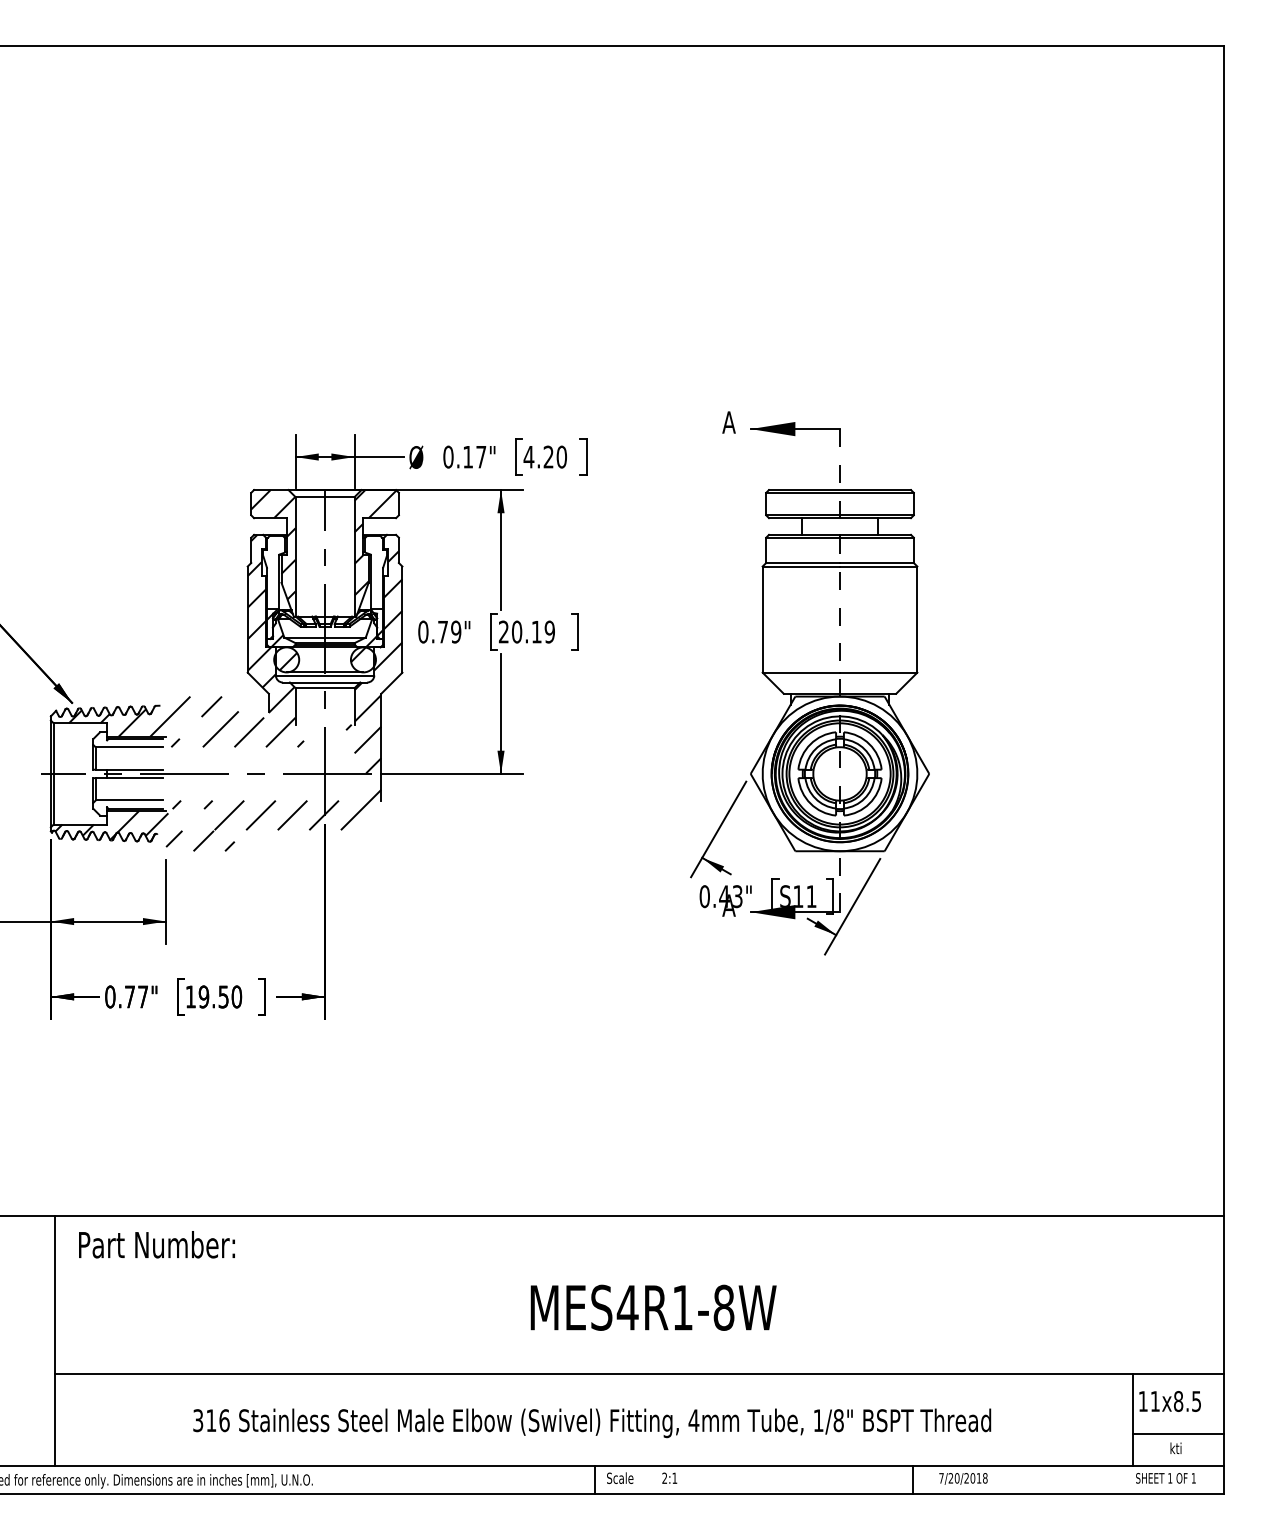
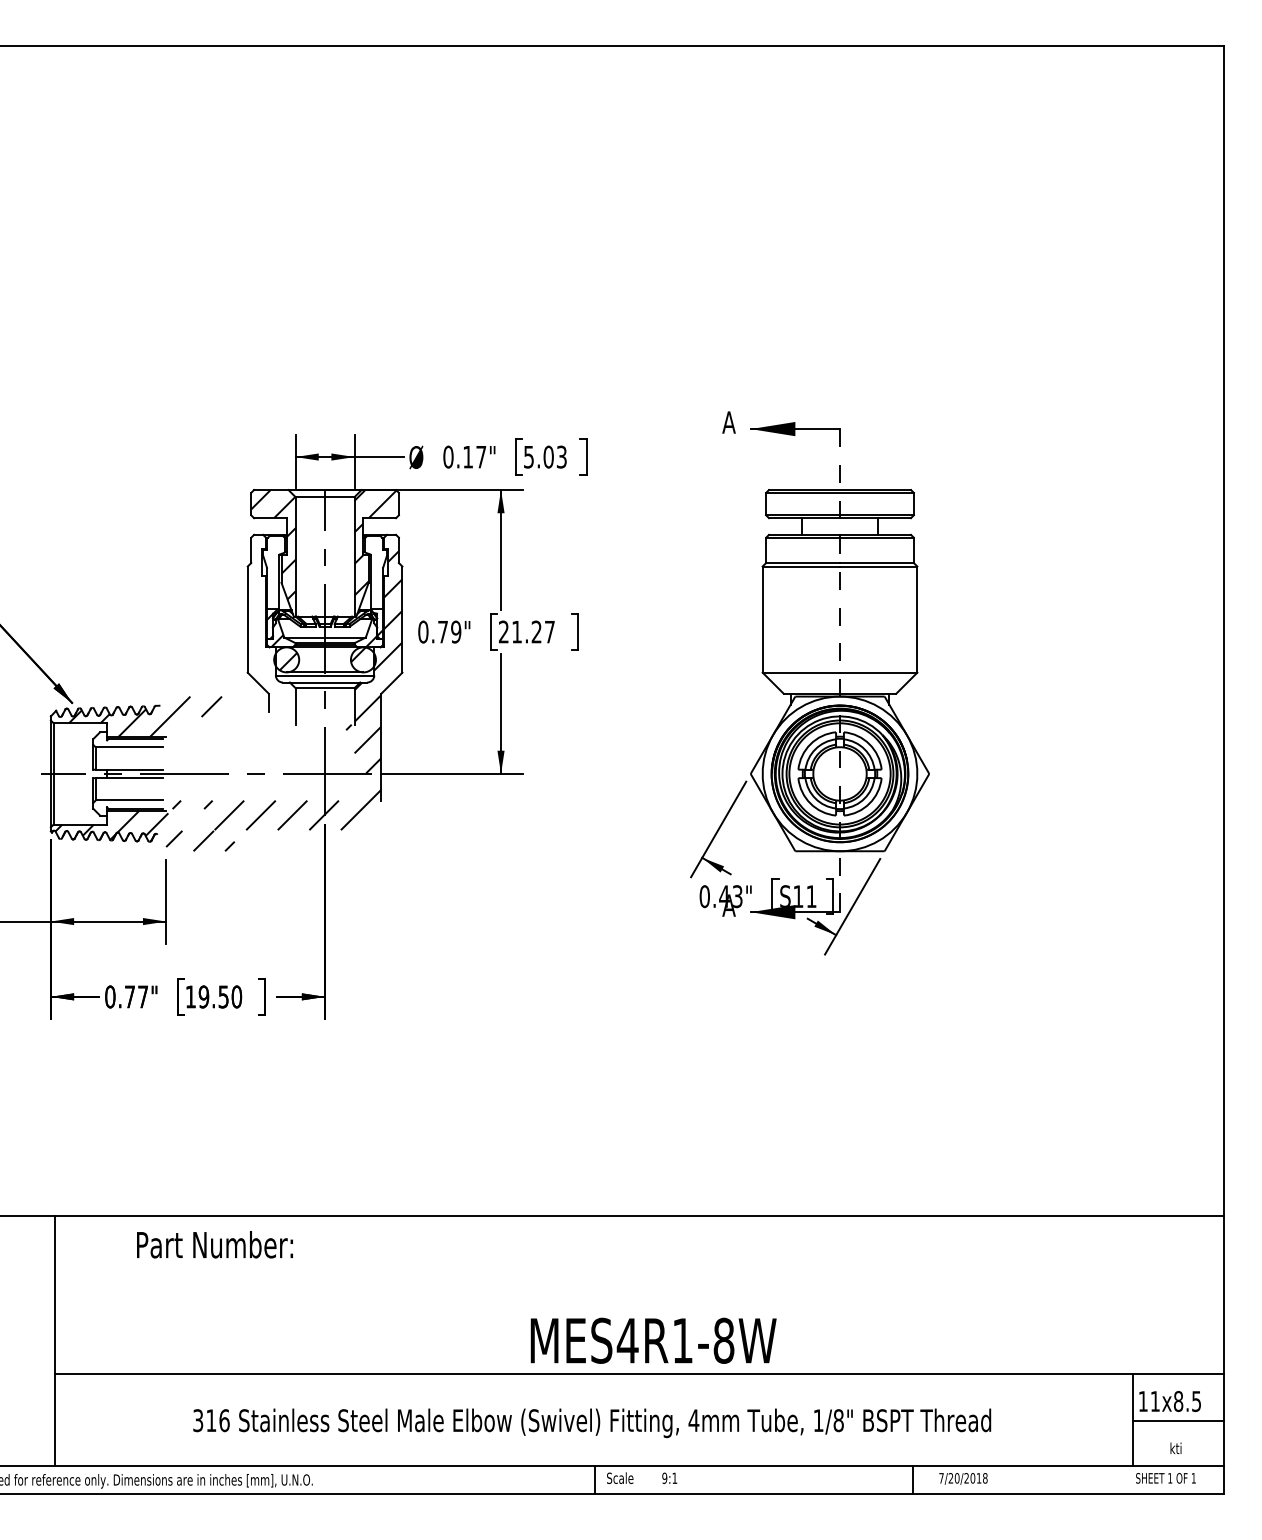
text: 4.20 -> 5.03 (544, 456)
text: 20.19 -> 21.27 (533, 631)
hatch: present -> none (237, 640)
text position: (156, 1244) -> (214, 1244) (214, 1244)
text position: (653, 1307) -> (653, 1340) (653, 1340)
line position: (1178, 1434) -> (1178, 1421) (1178, 1421)
text: 2:1 -> 9:1 (664, 1477)
